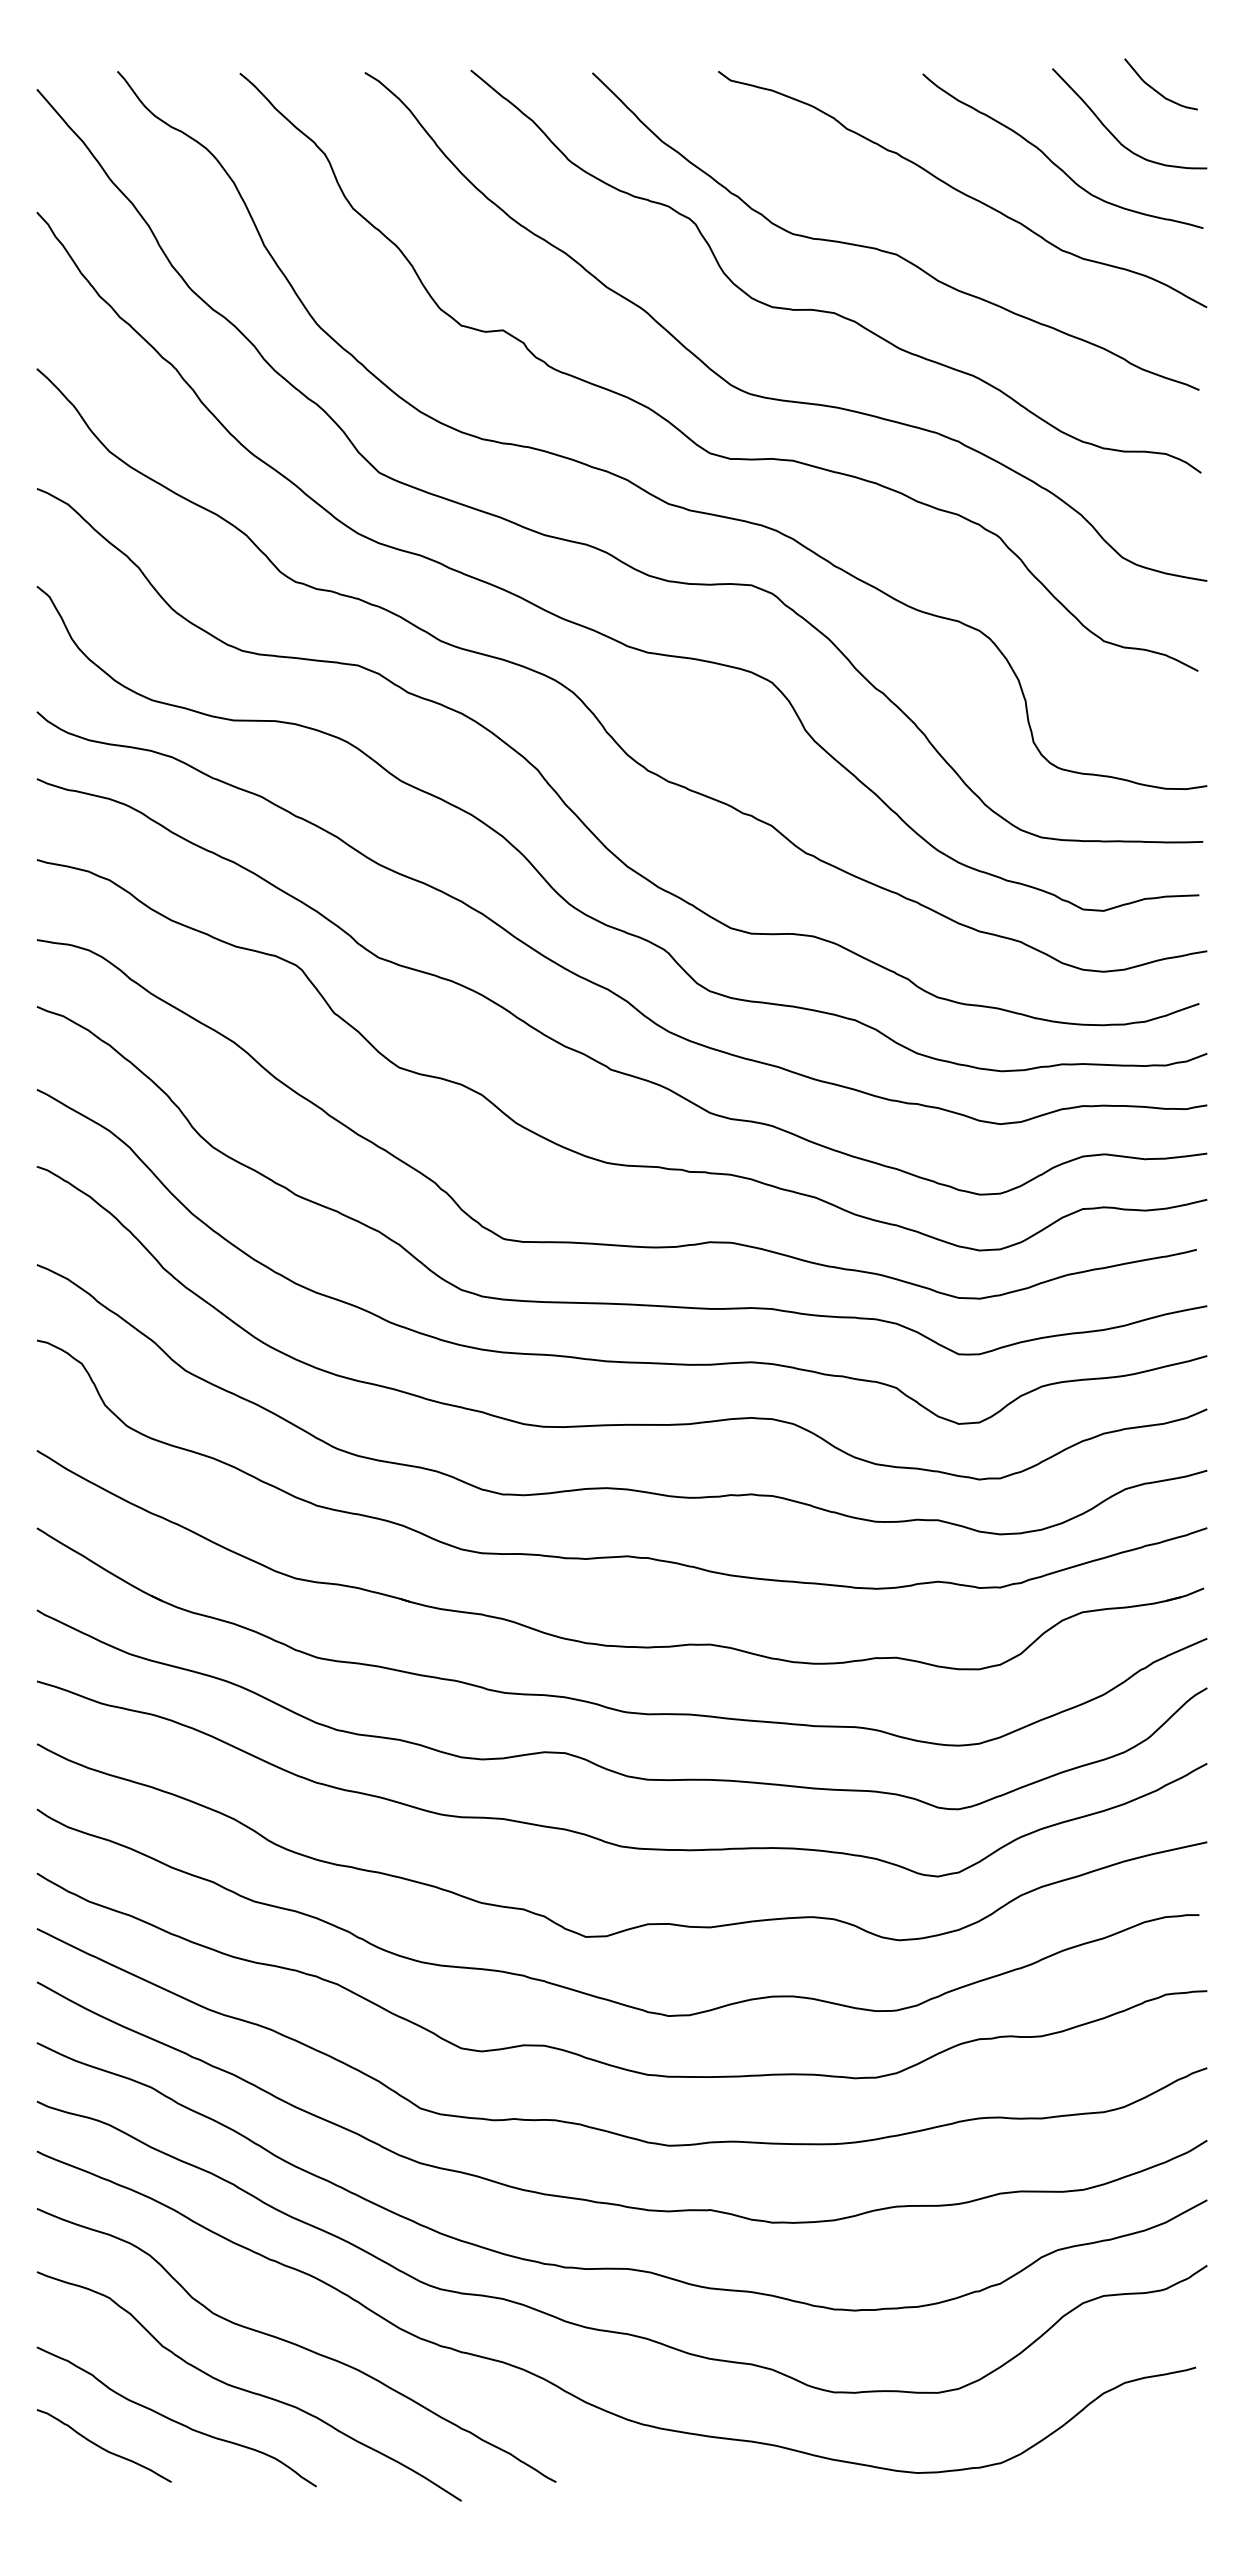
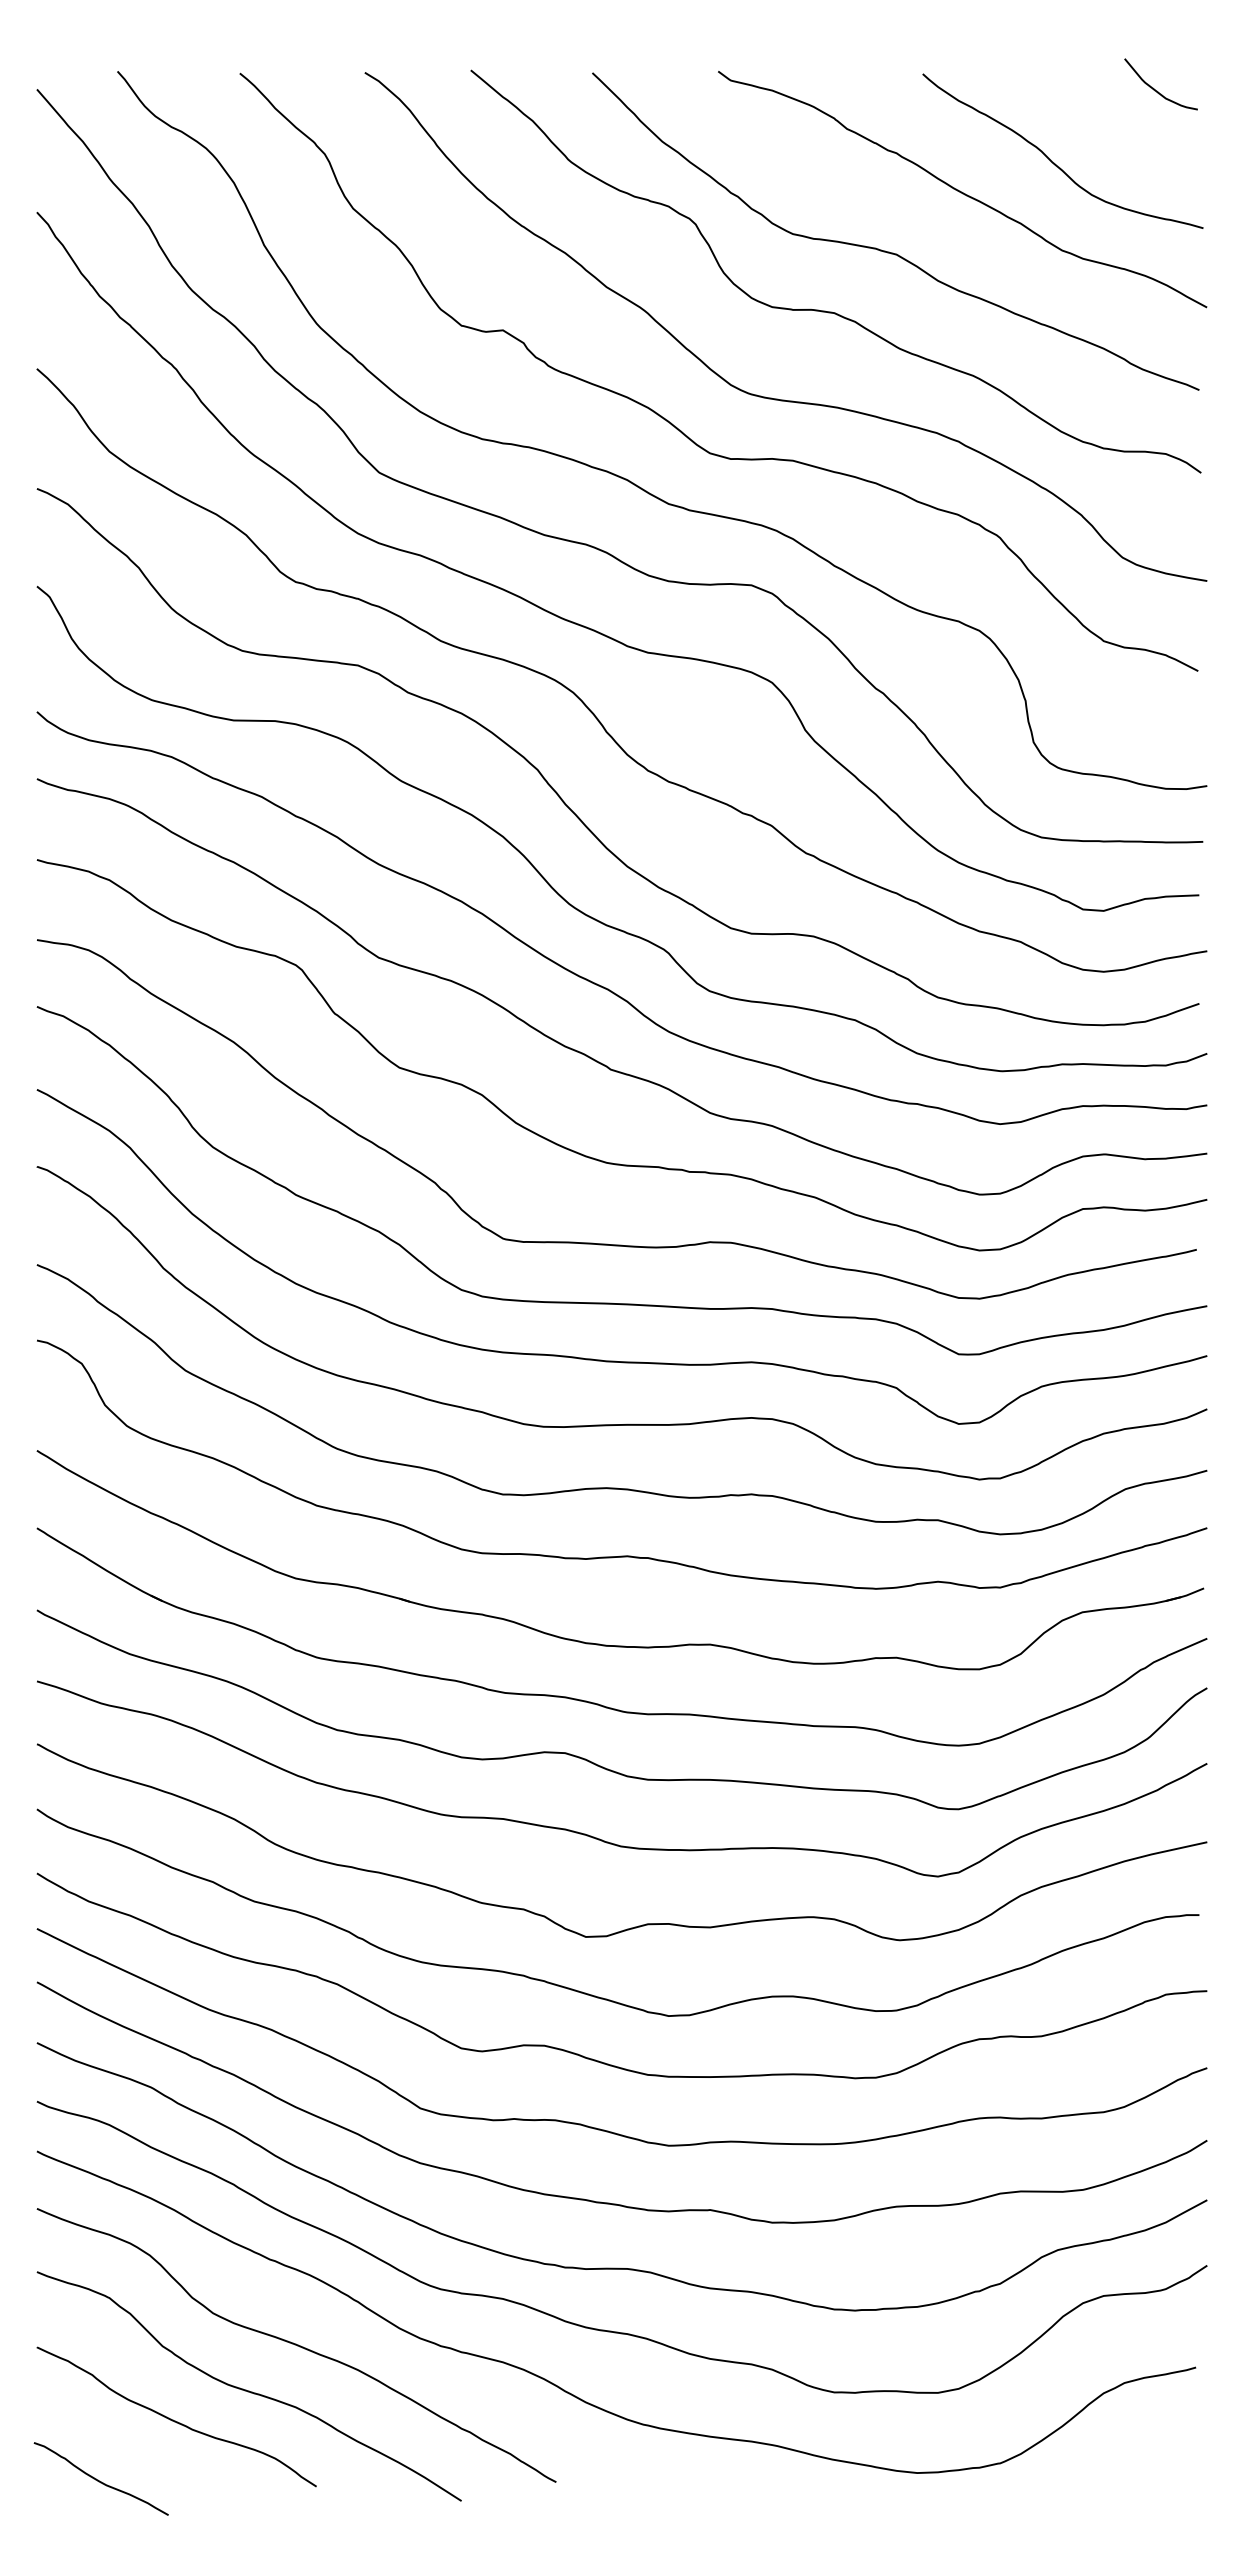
curve: present -> none (1113, 134)
curve position: (101, 2446) -> (98, 2479) (98, 2479)
